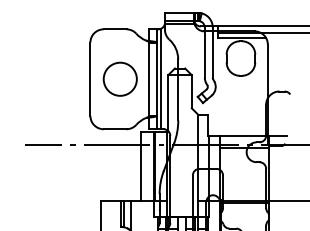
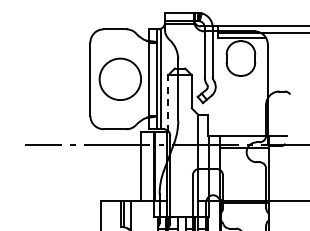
part size: 36x36 px -> 44x44 px (119, 78)
line: solid -> dashed (168, 102)
